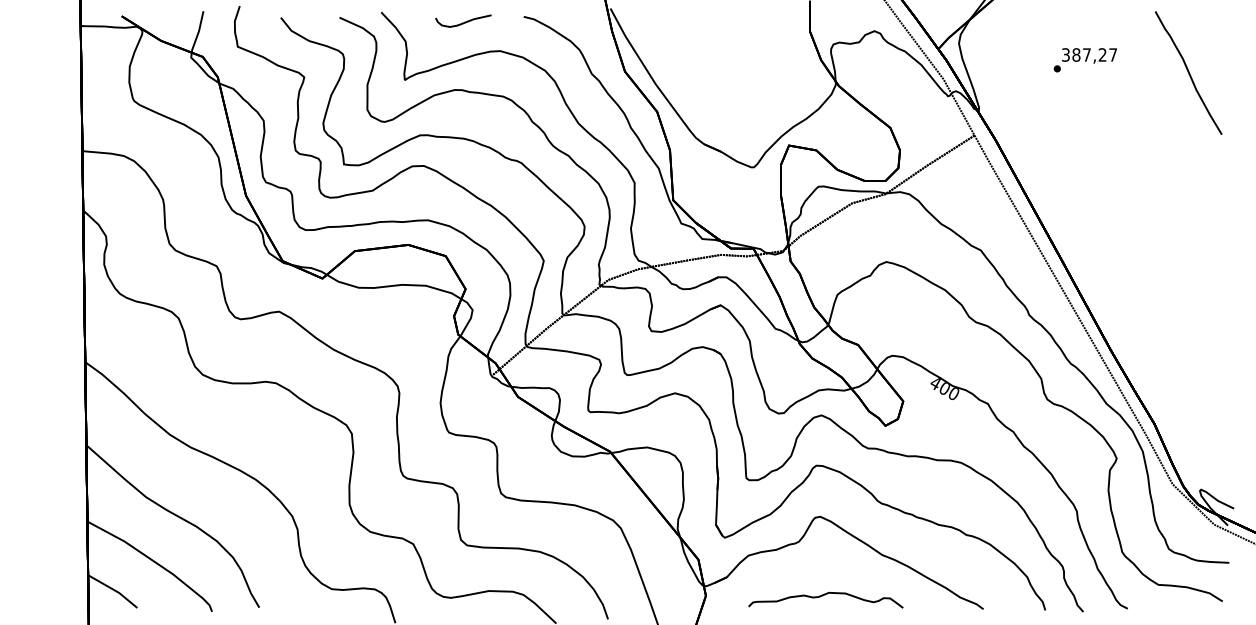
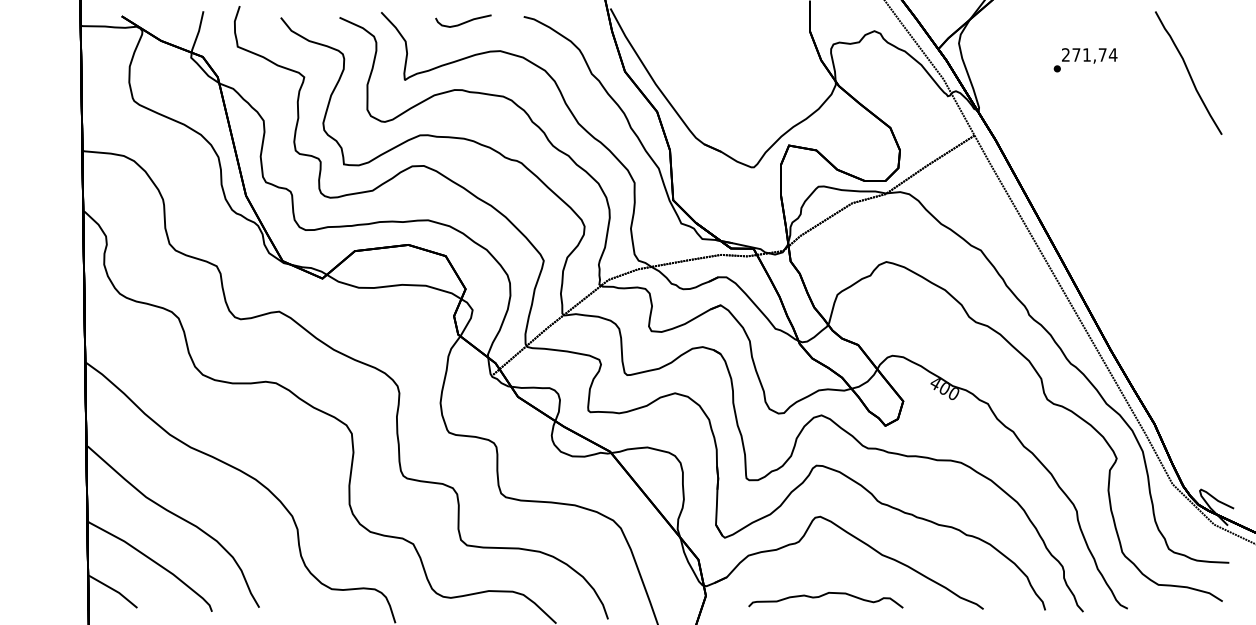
text: 387,27 -> 271,74 (1089, 54)
